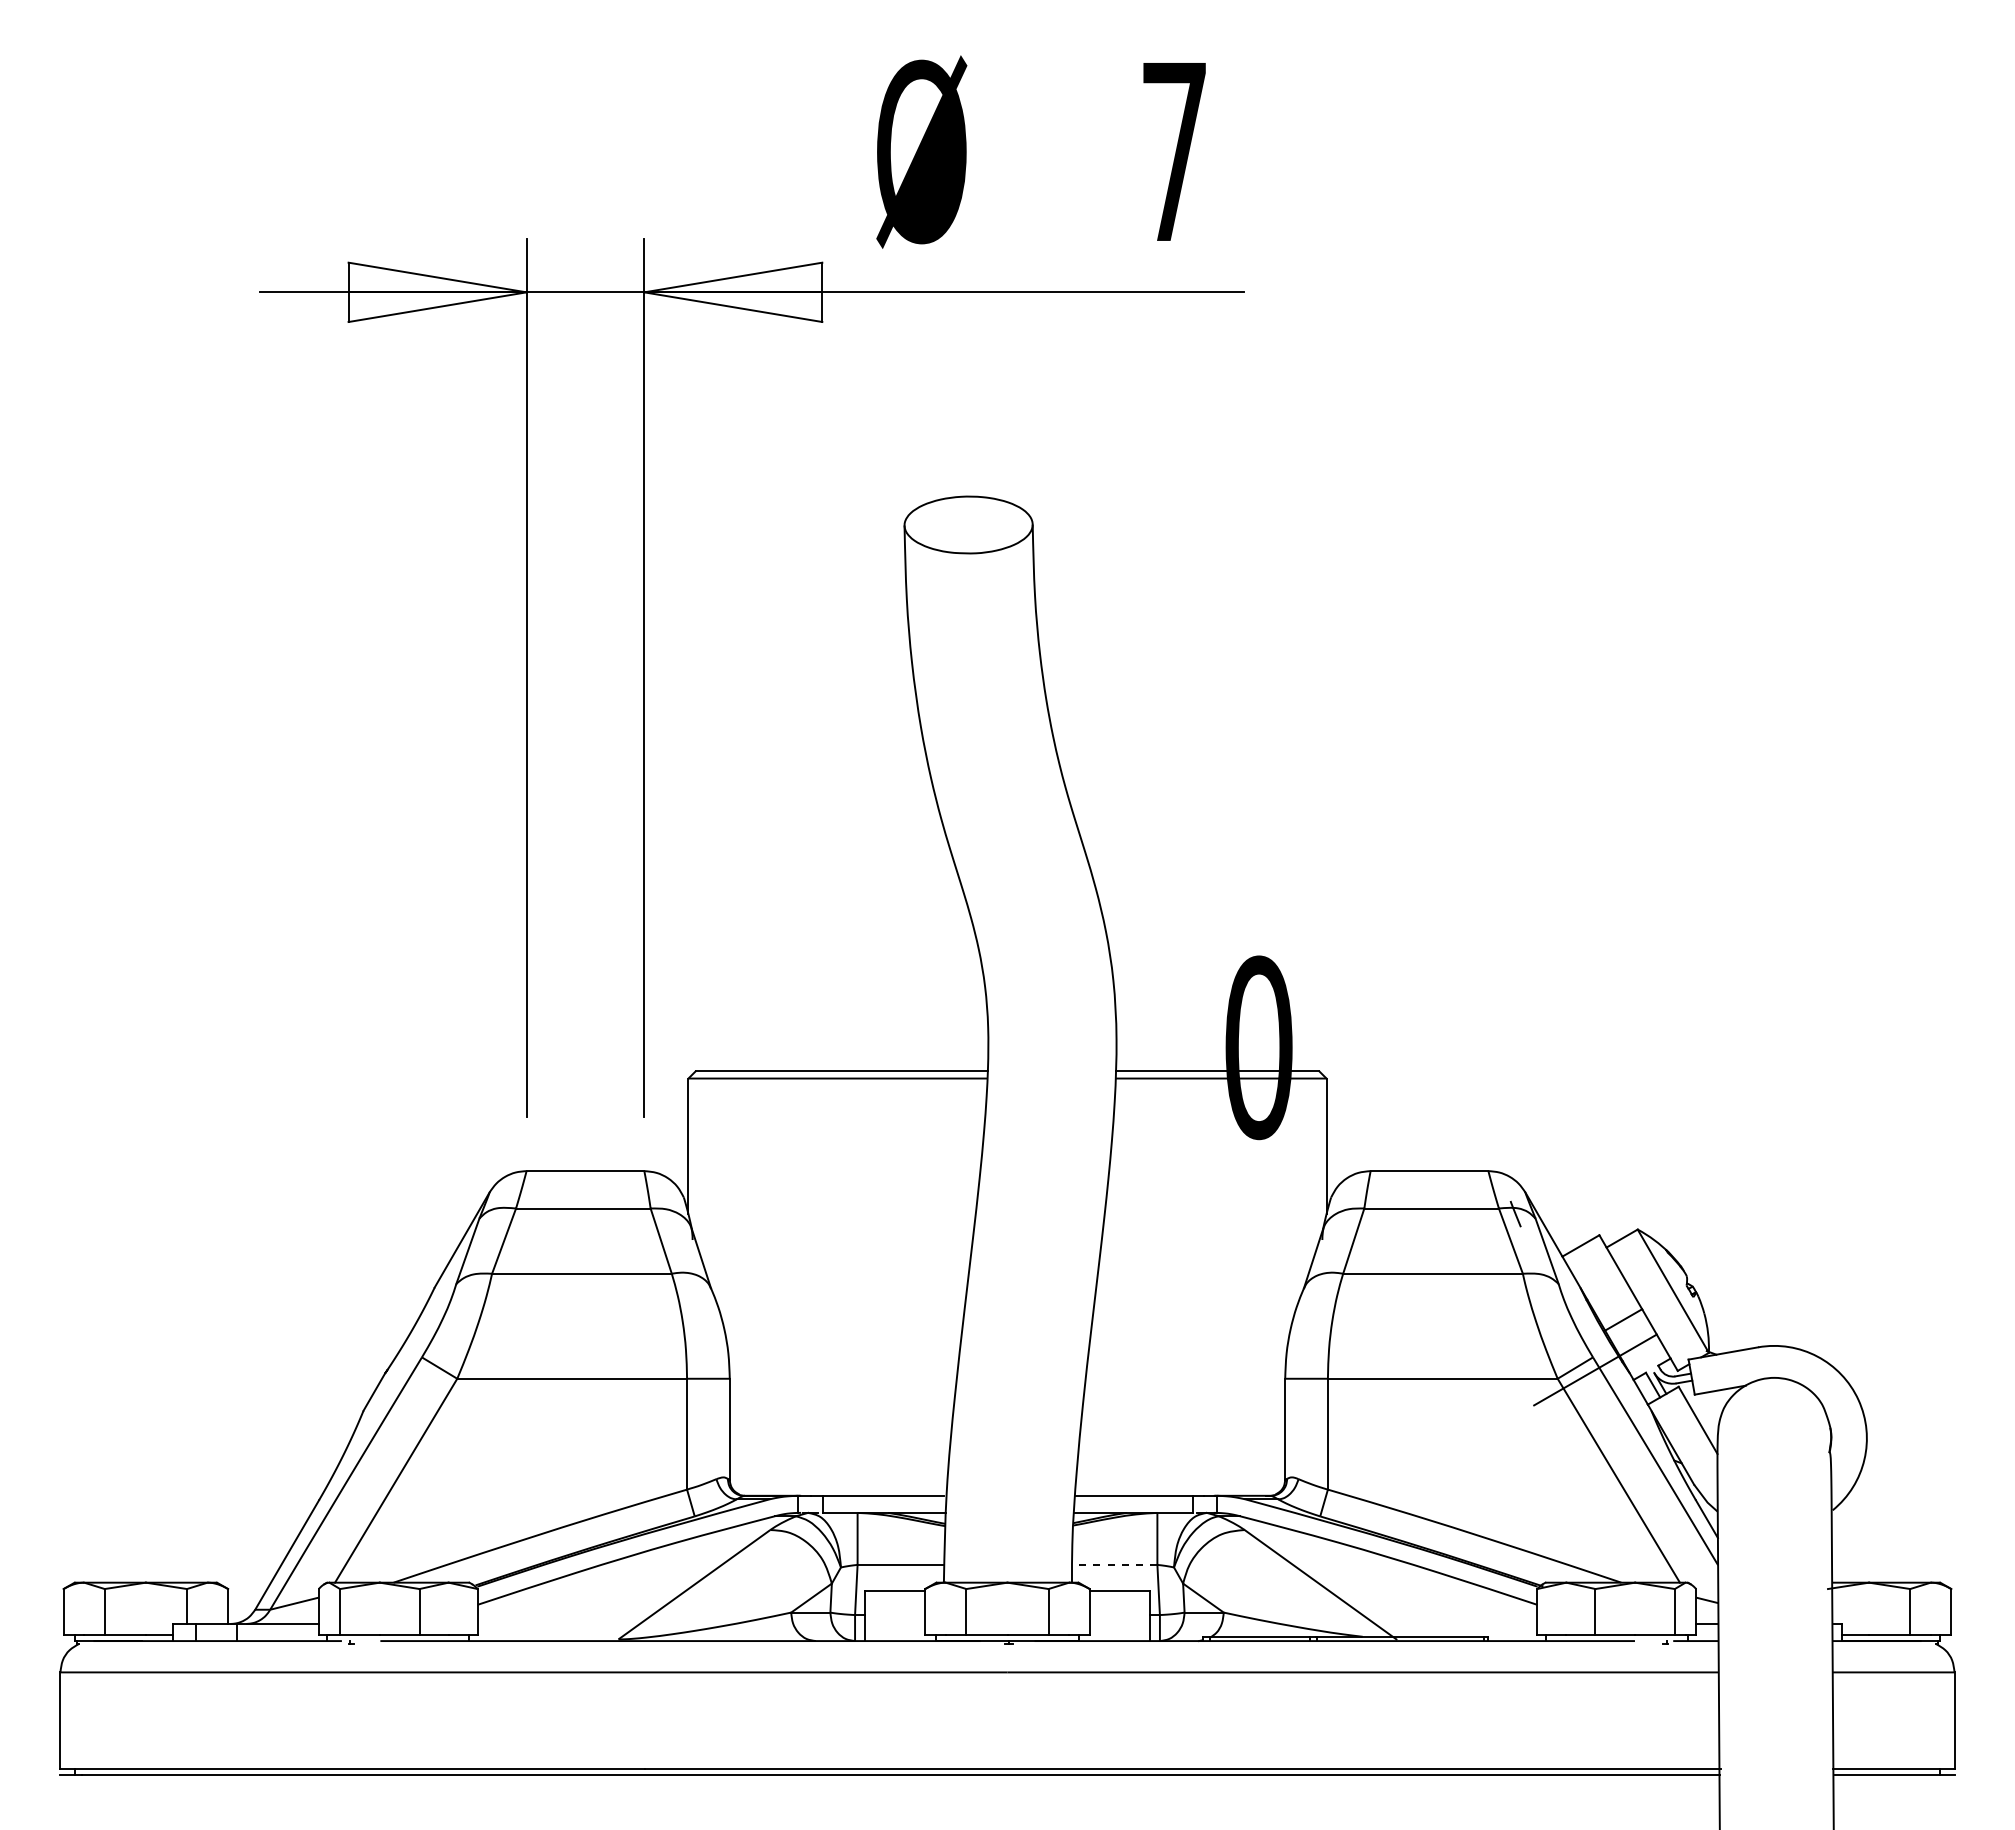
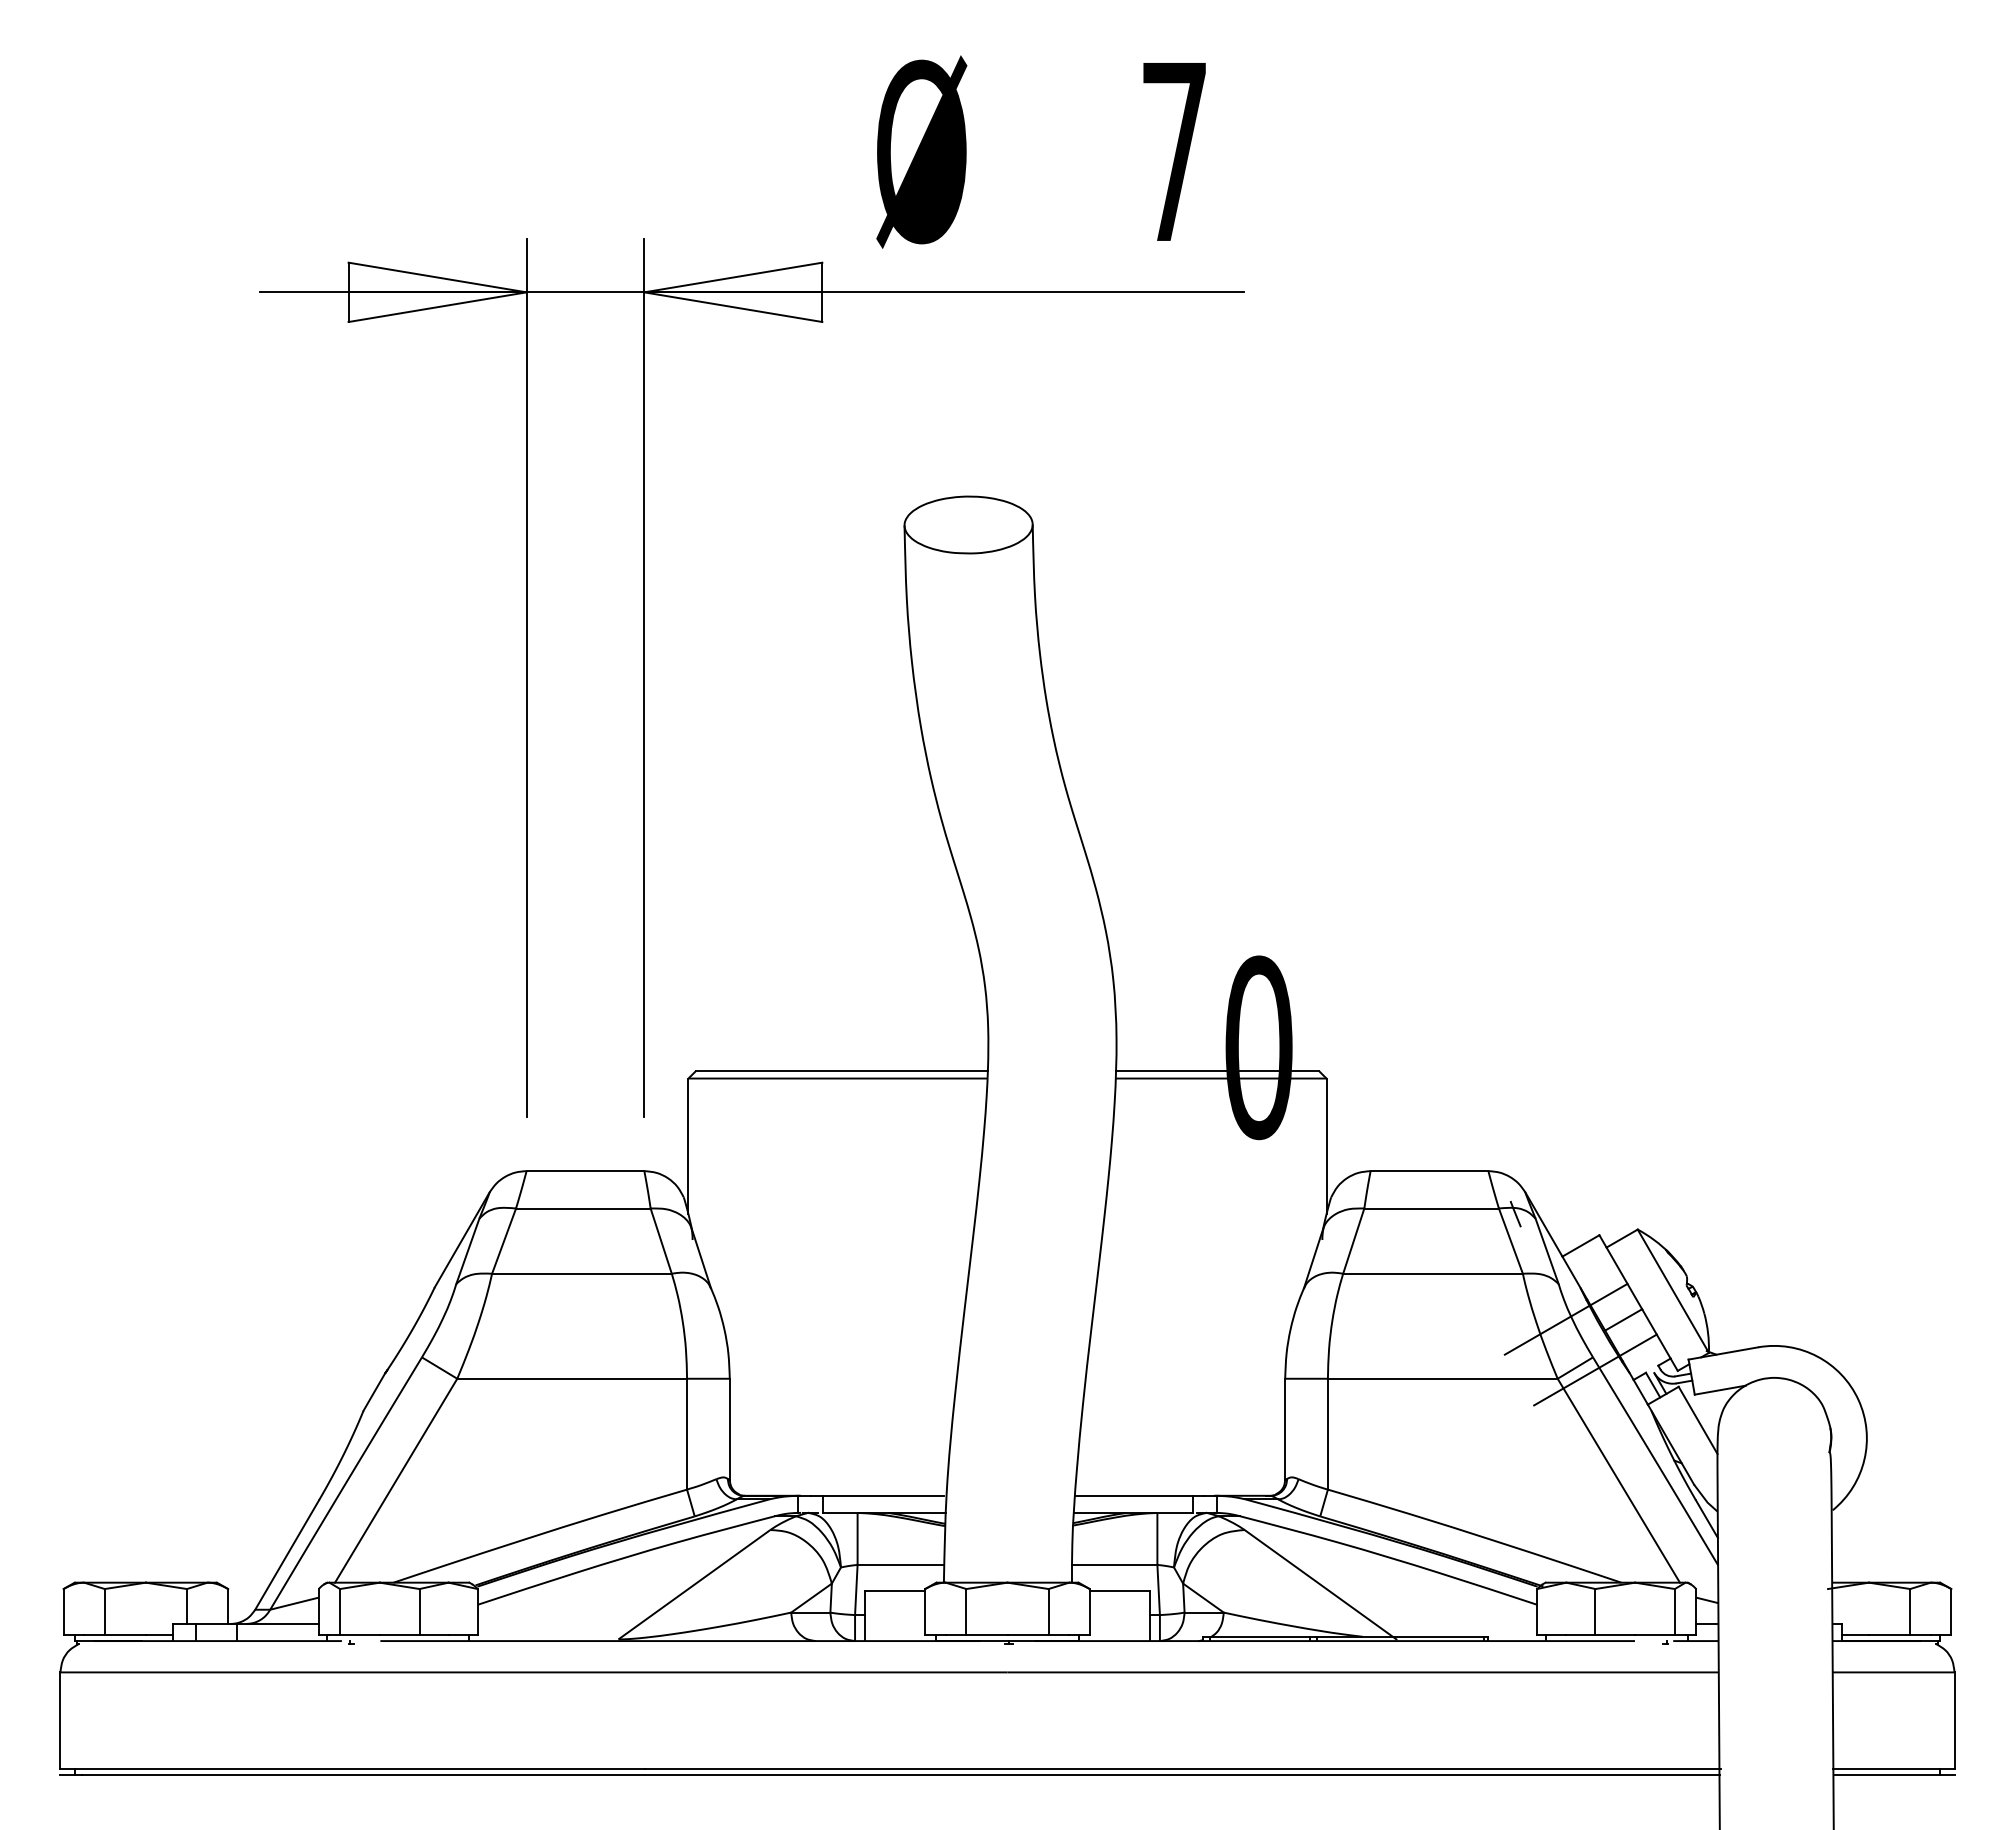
line: none -> present (1565, 1318)
line: dashed -> solid (1114, 1564)
